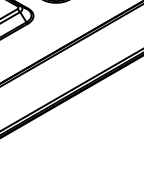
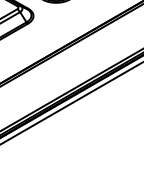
line: none -> present (71, 103)
